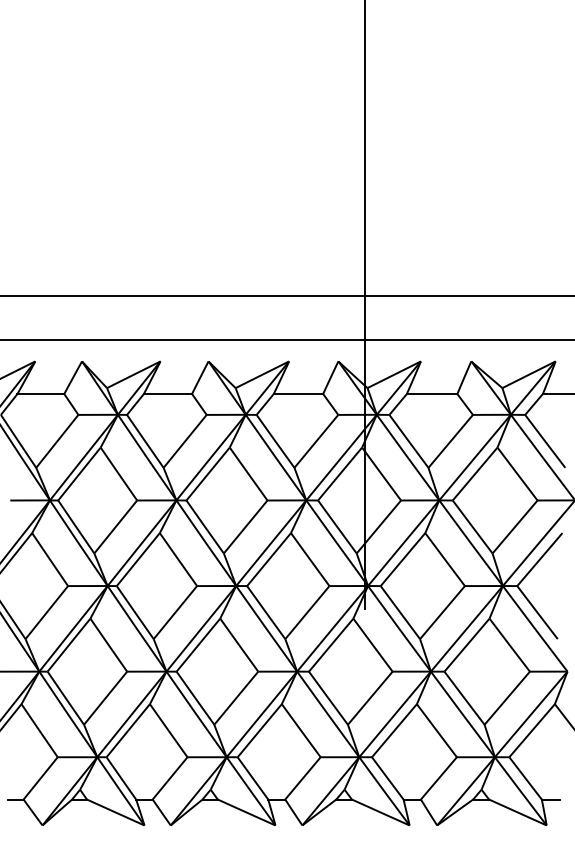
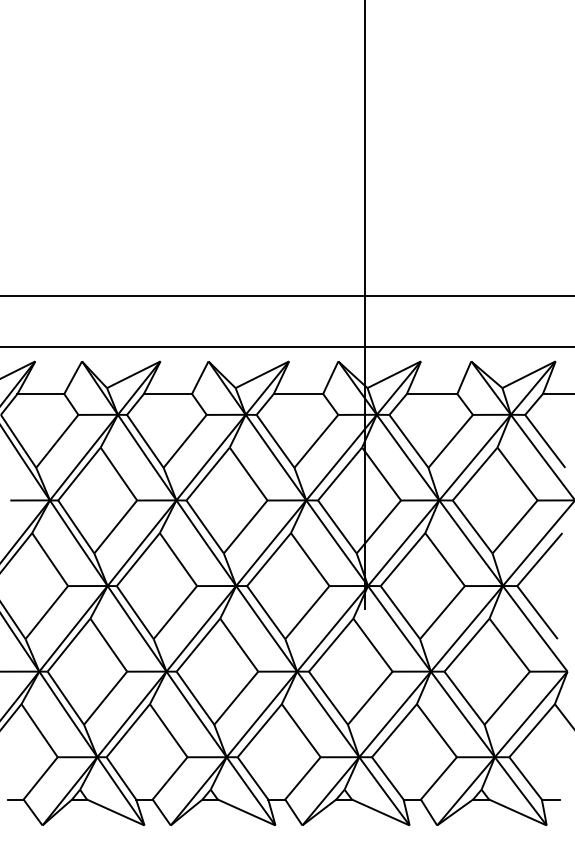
line position: (286, 339) -> (286, 346) (286, 346)
